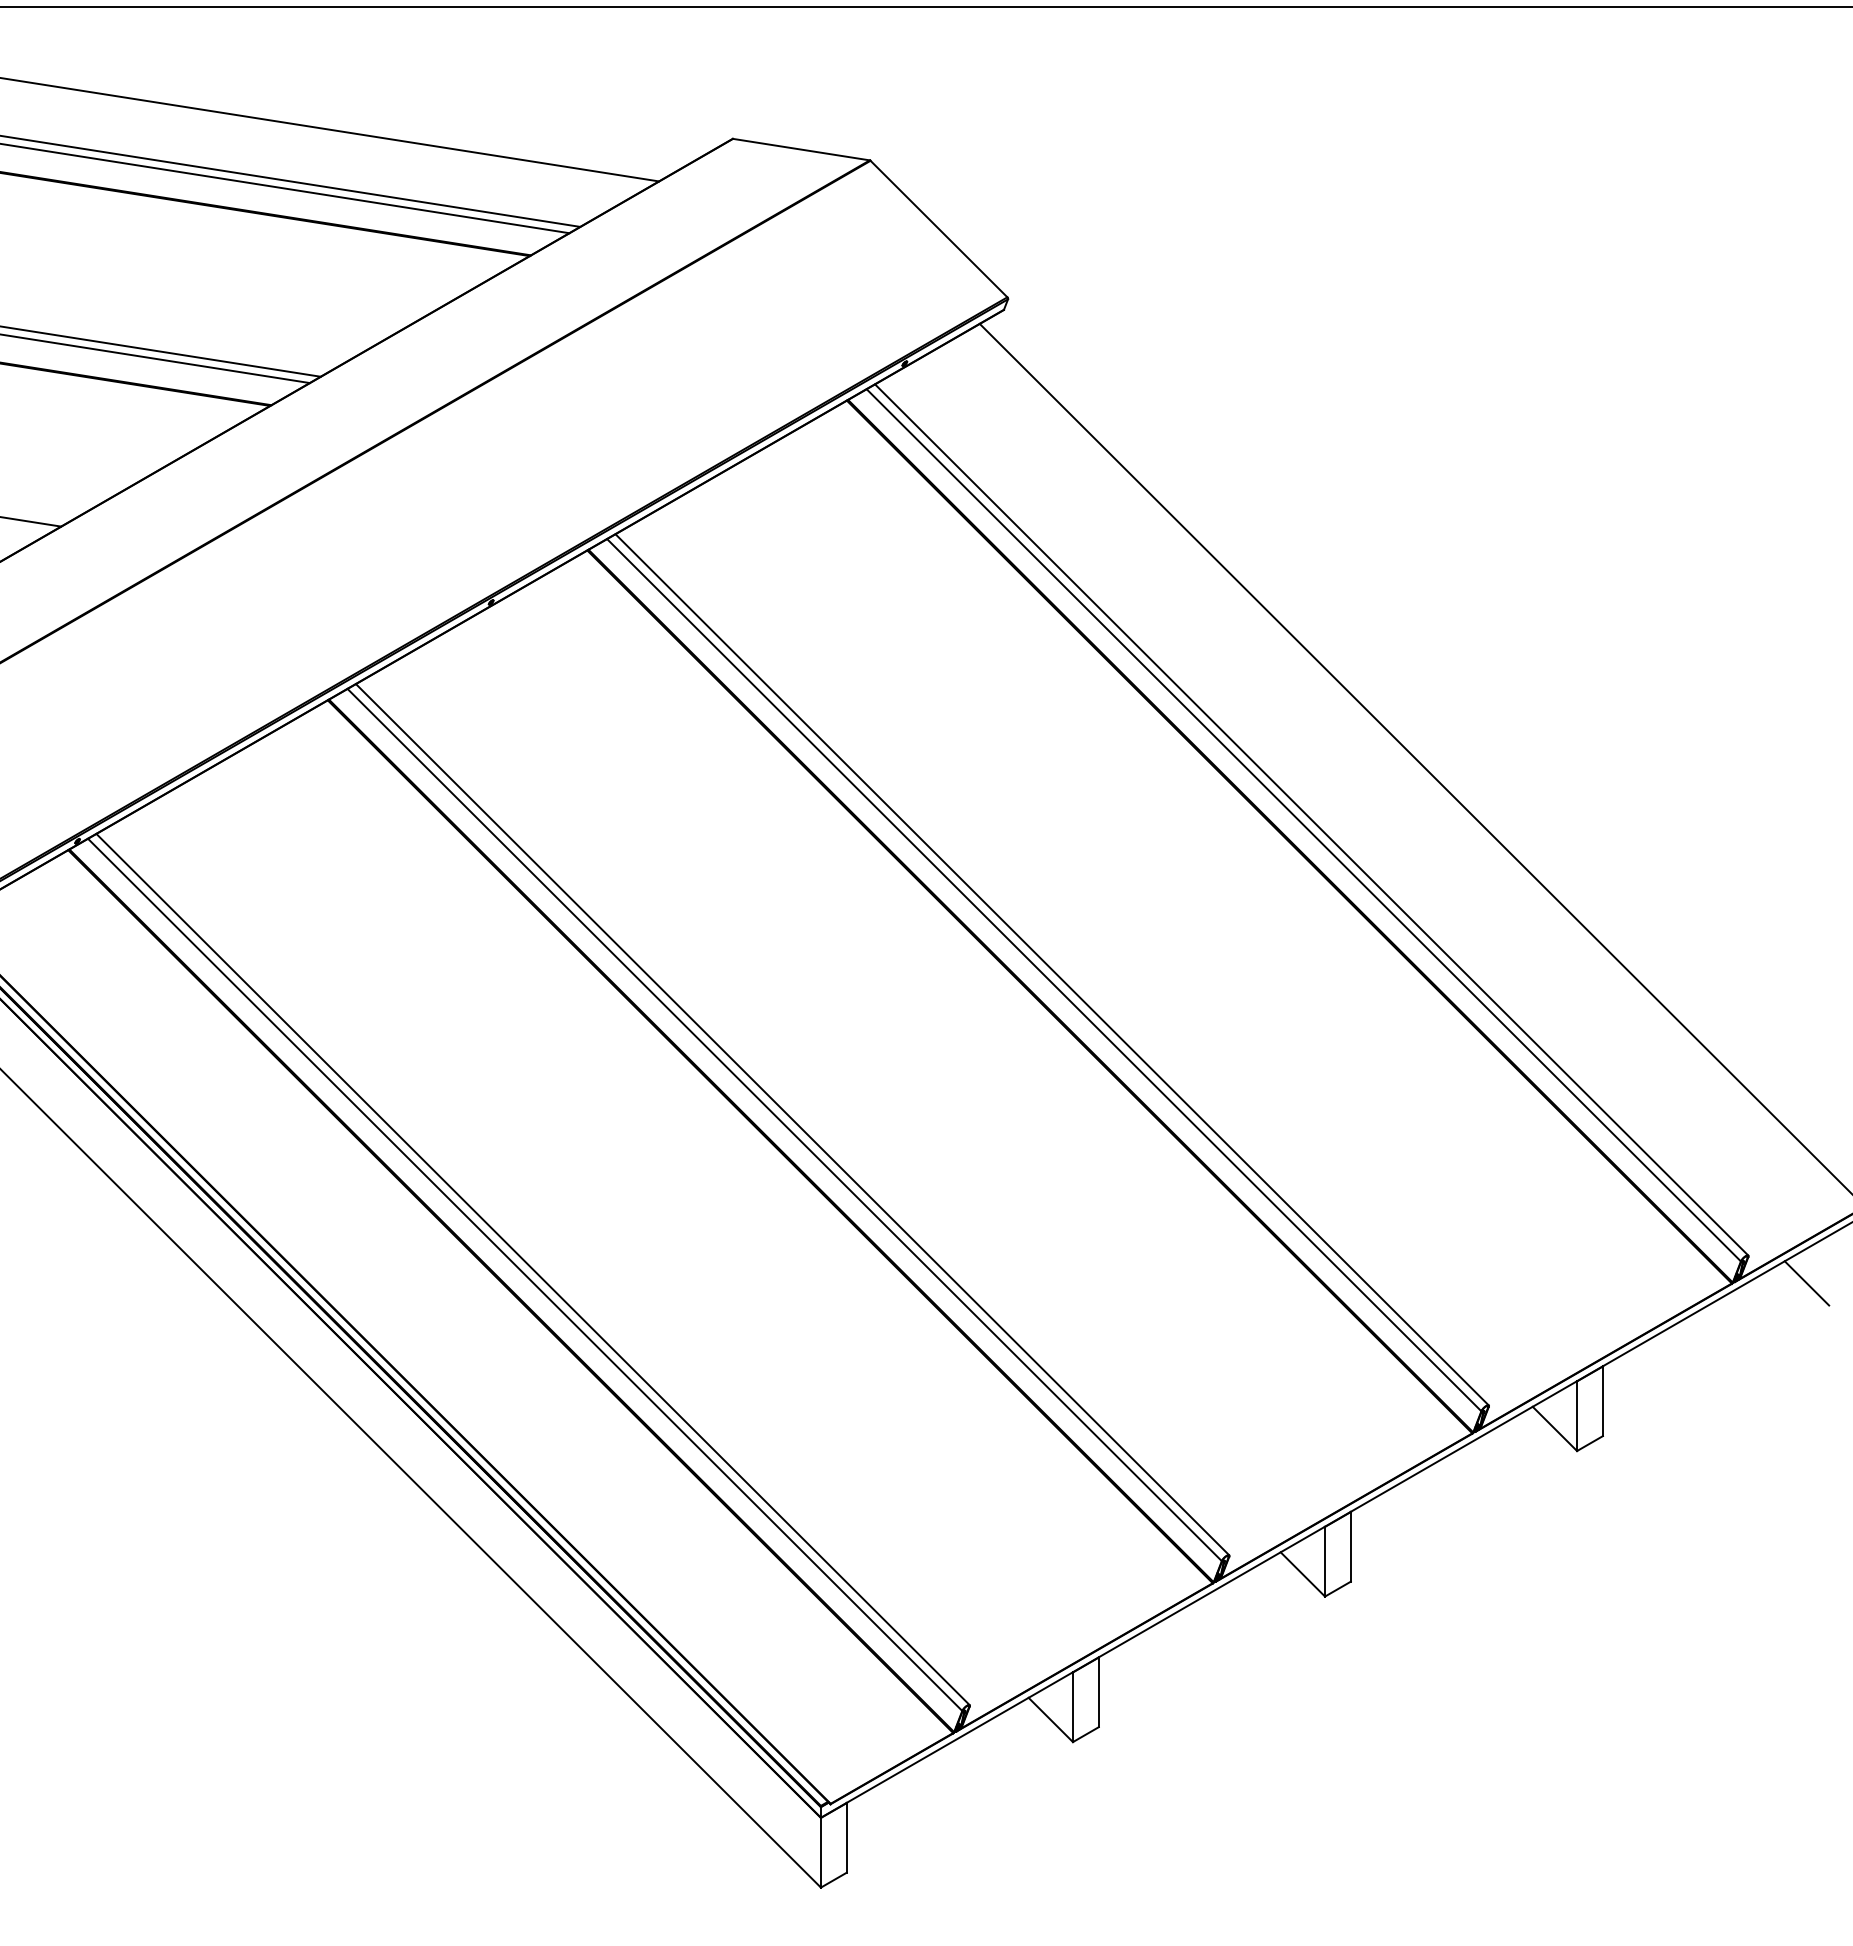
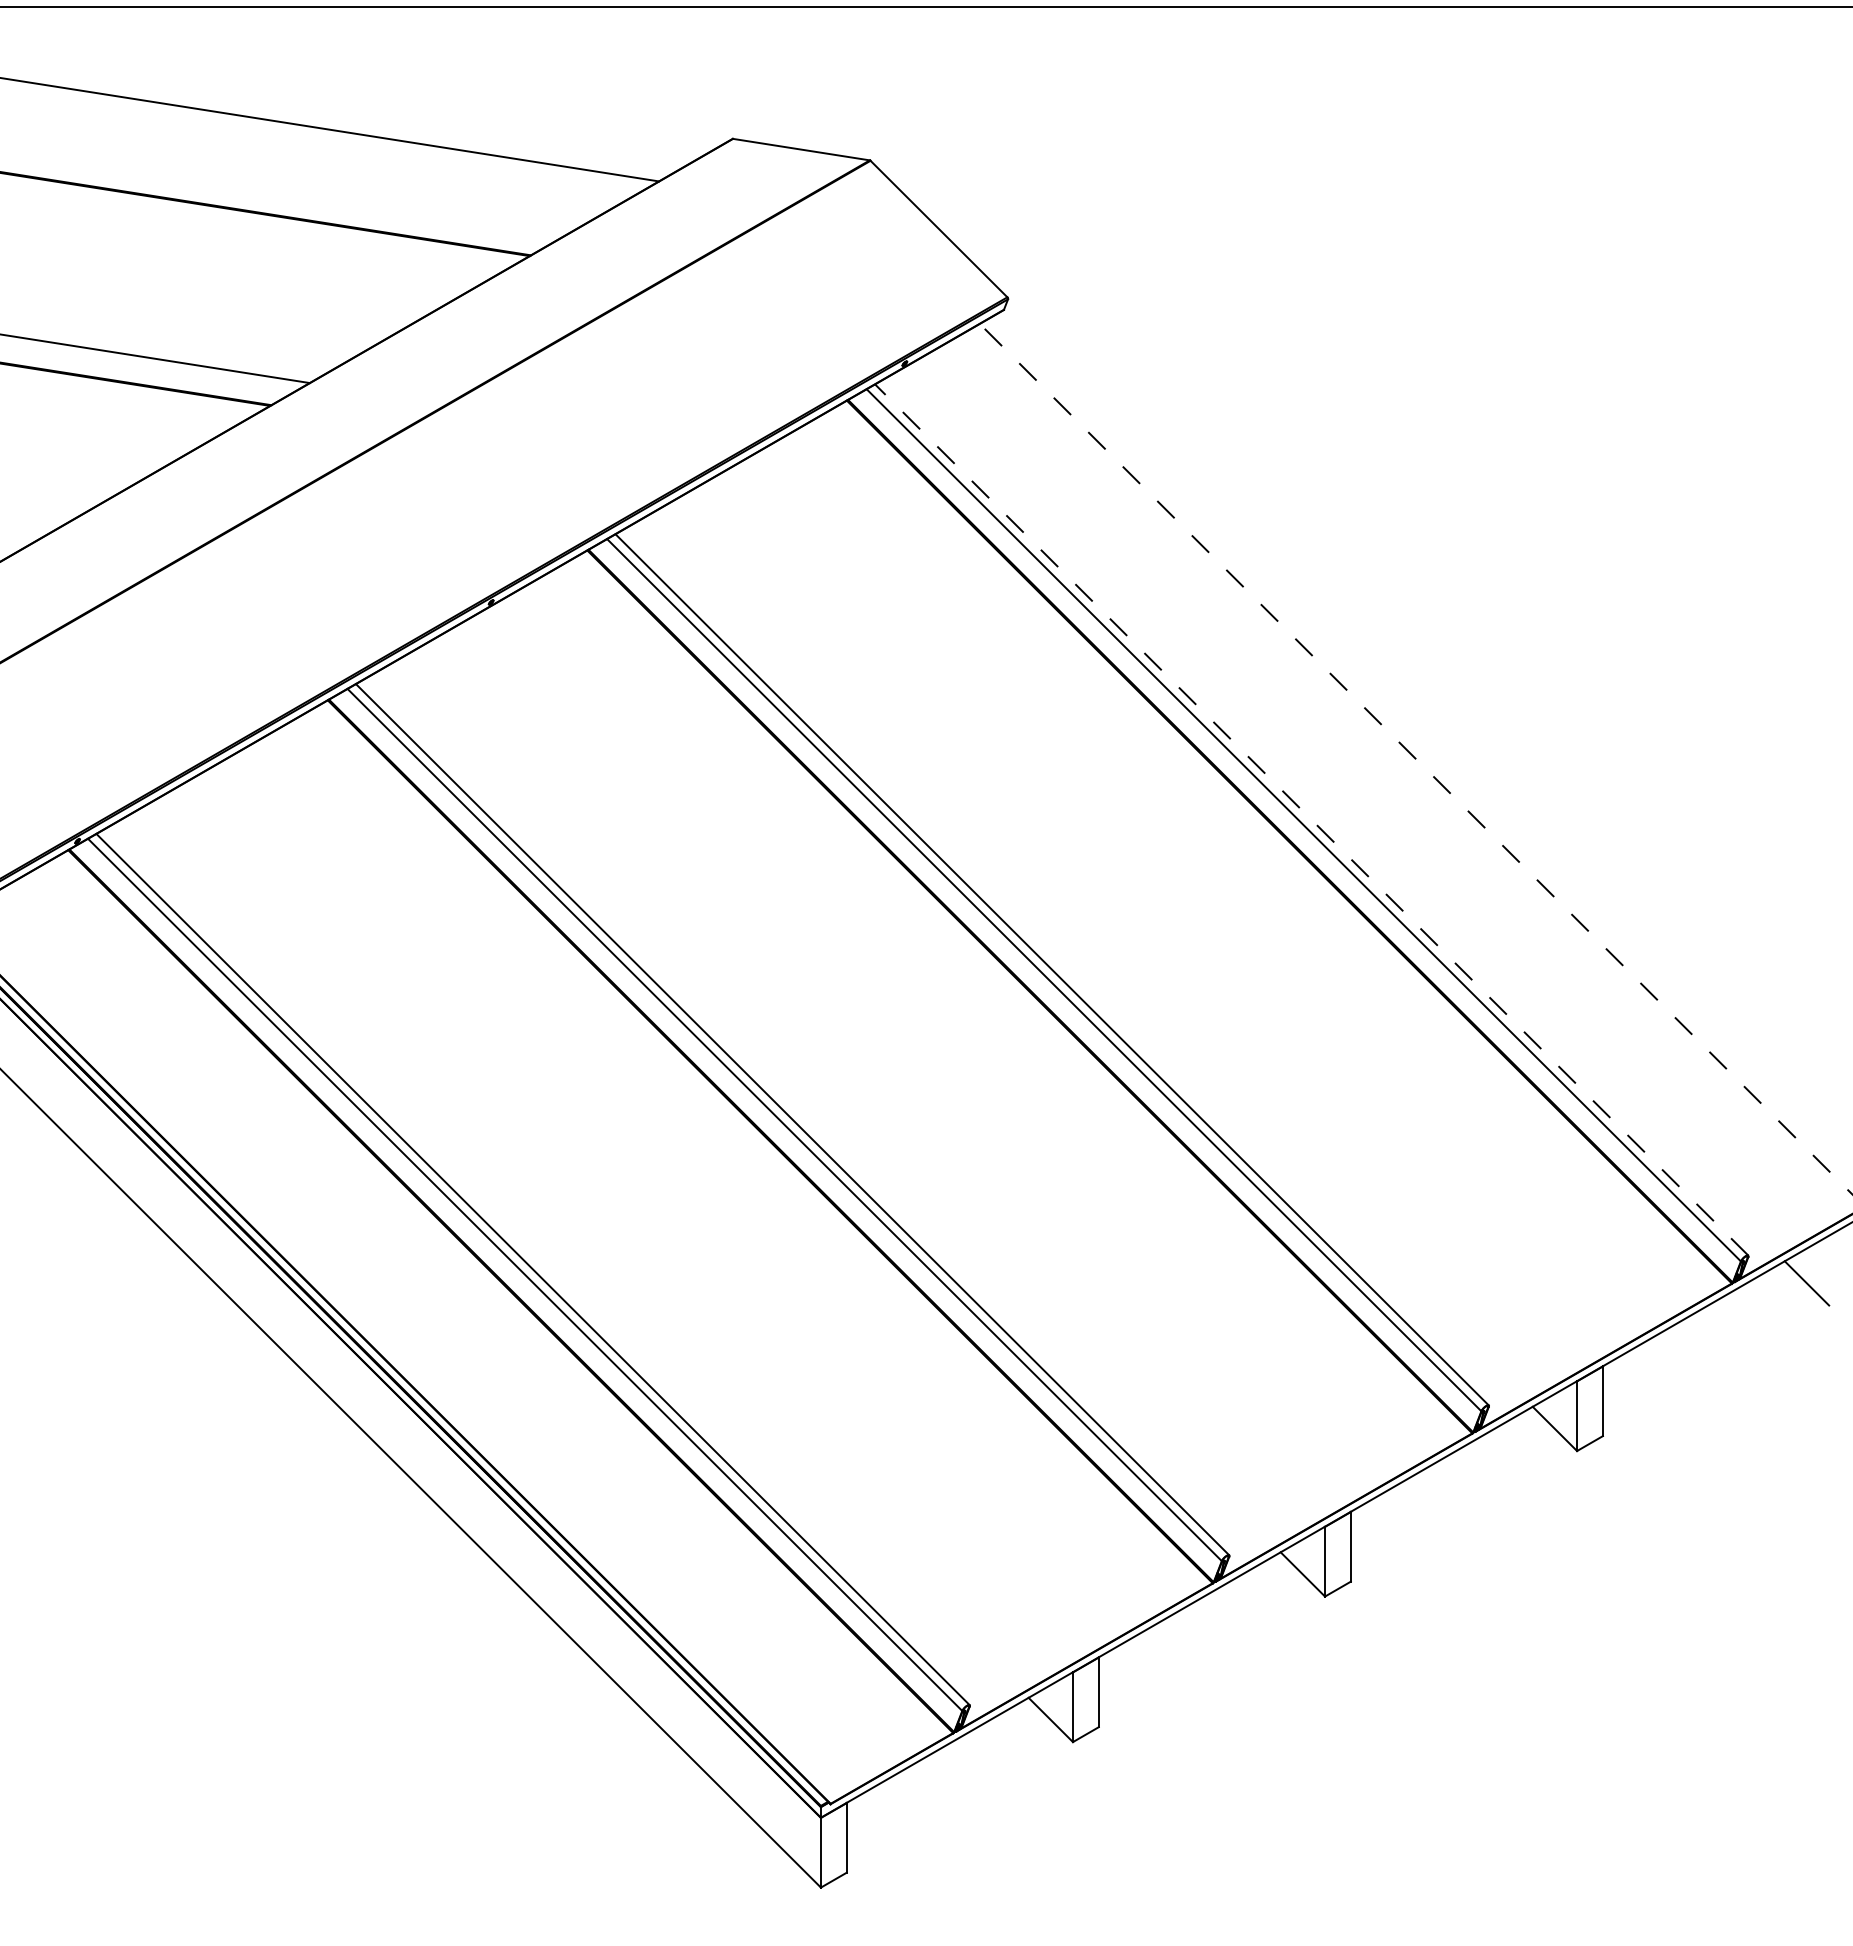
line: present -> none (291, 181)
line: present -> none (285, 188)
line: present -> none (161, 351)
line: present -> none (31, 521)
line: solid -> dashed (1416, 759)
line: solid -> dashed (1311, 819)
